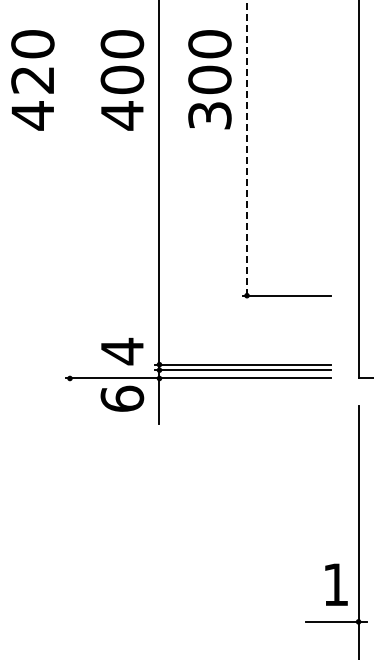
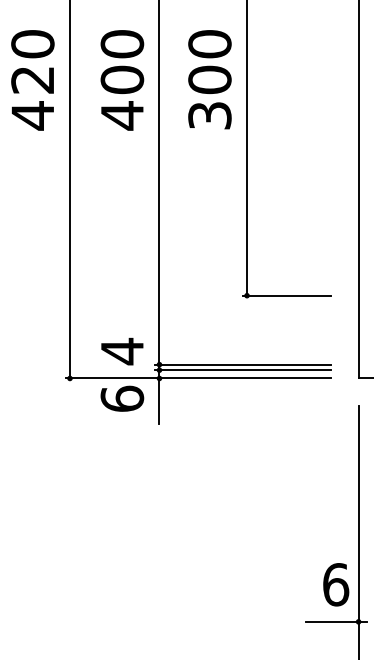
line: dashed -> solid (247, 148)
line: none -> present (69, 190)
text: 1 -> 6 (336, 584)
